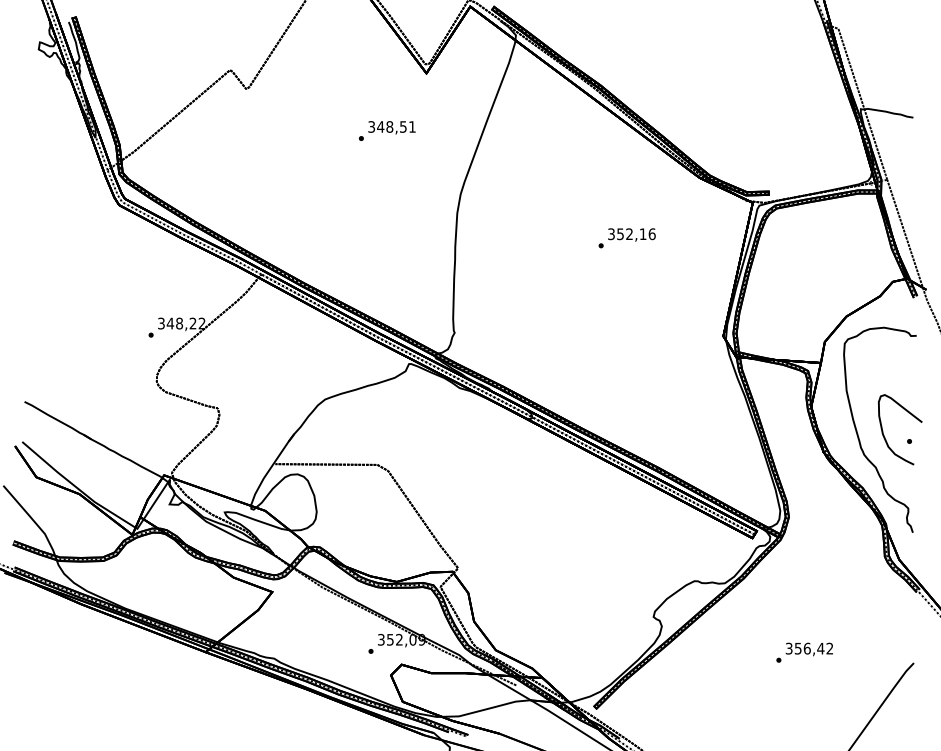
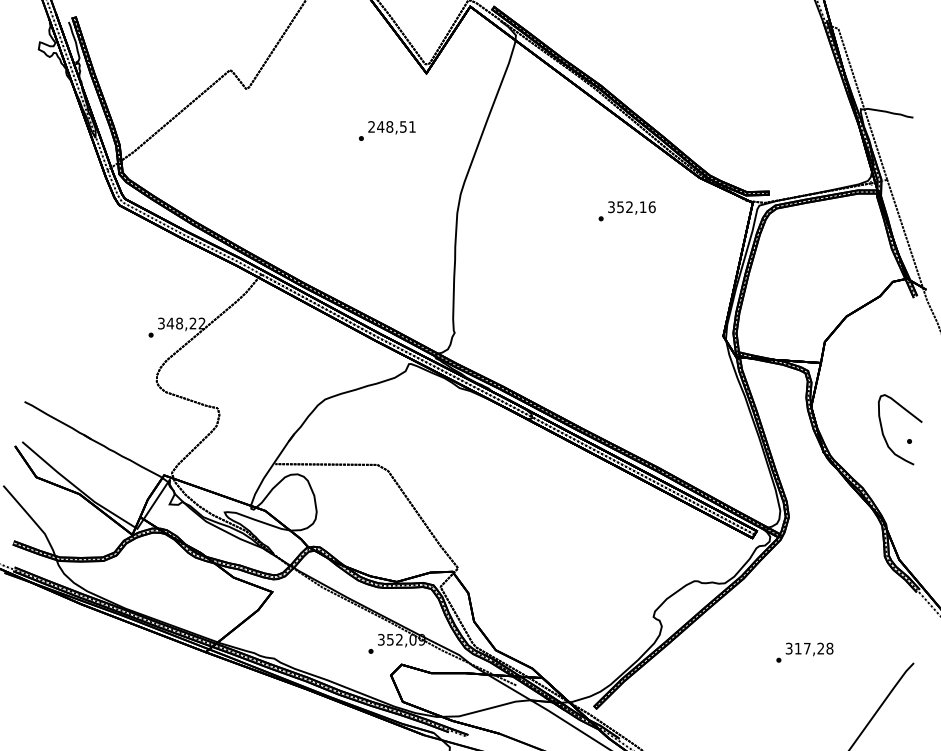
text: 348,51 -> 248,51 (371, 126)
text position: (626, 238) -> (626, 211) (626, 211)
curve: present -> none (858, 433)
text: 356,42 -> 317,28 (813, 648)
